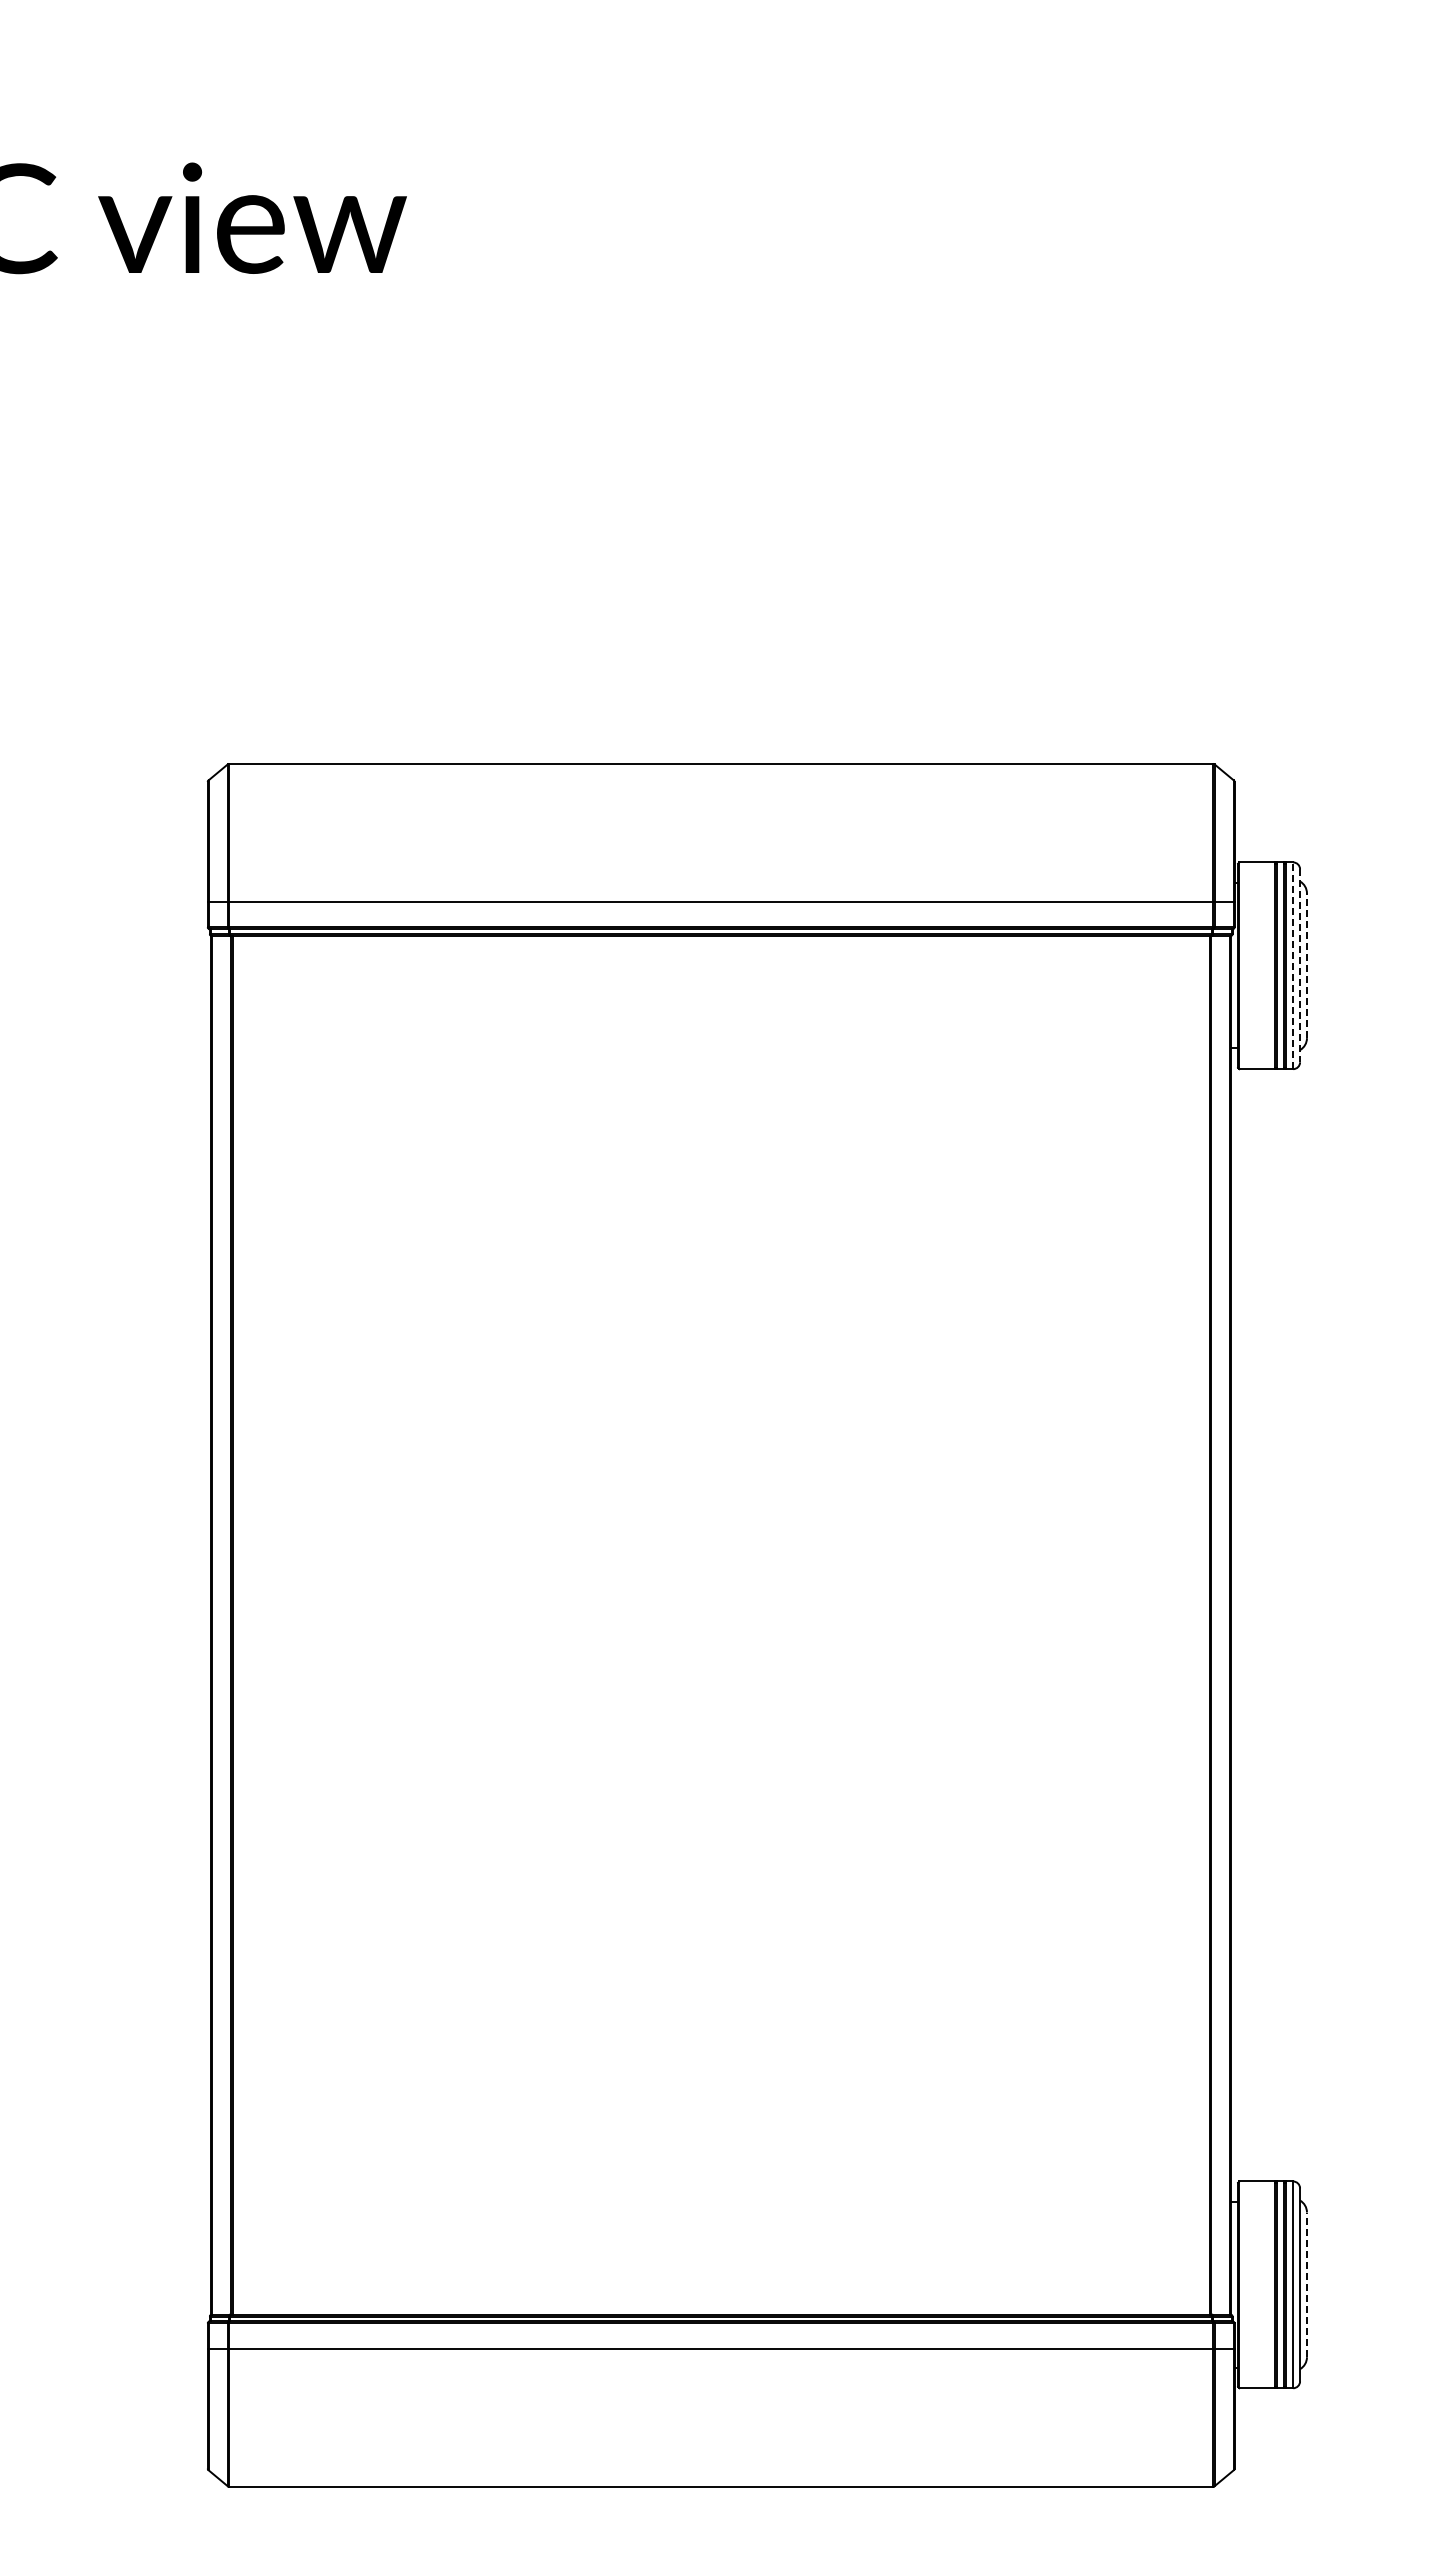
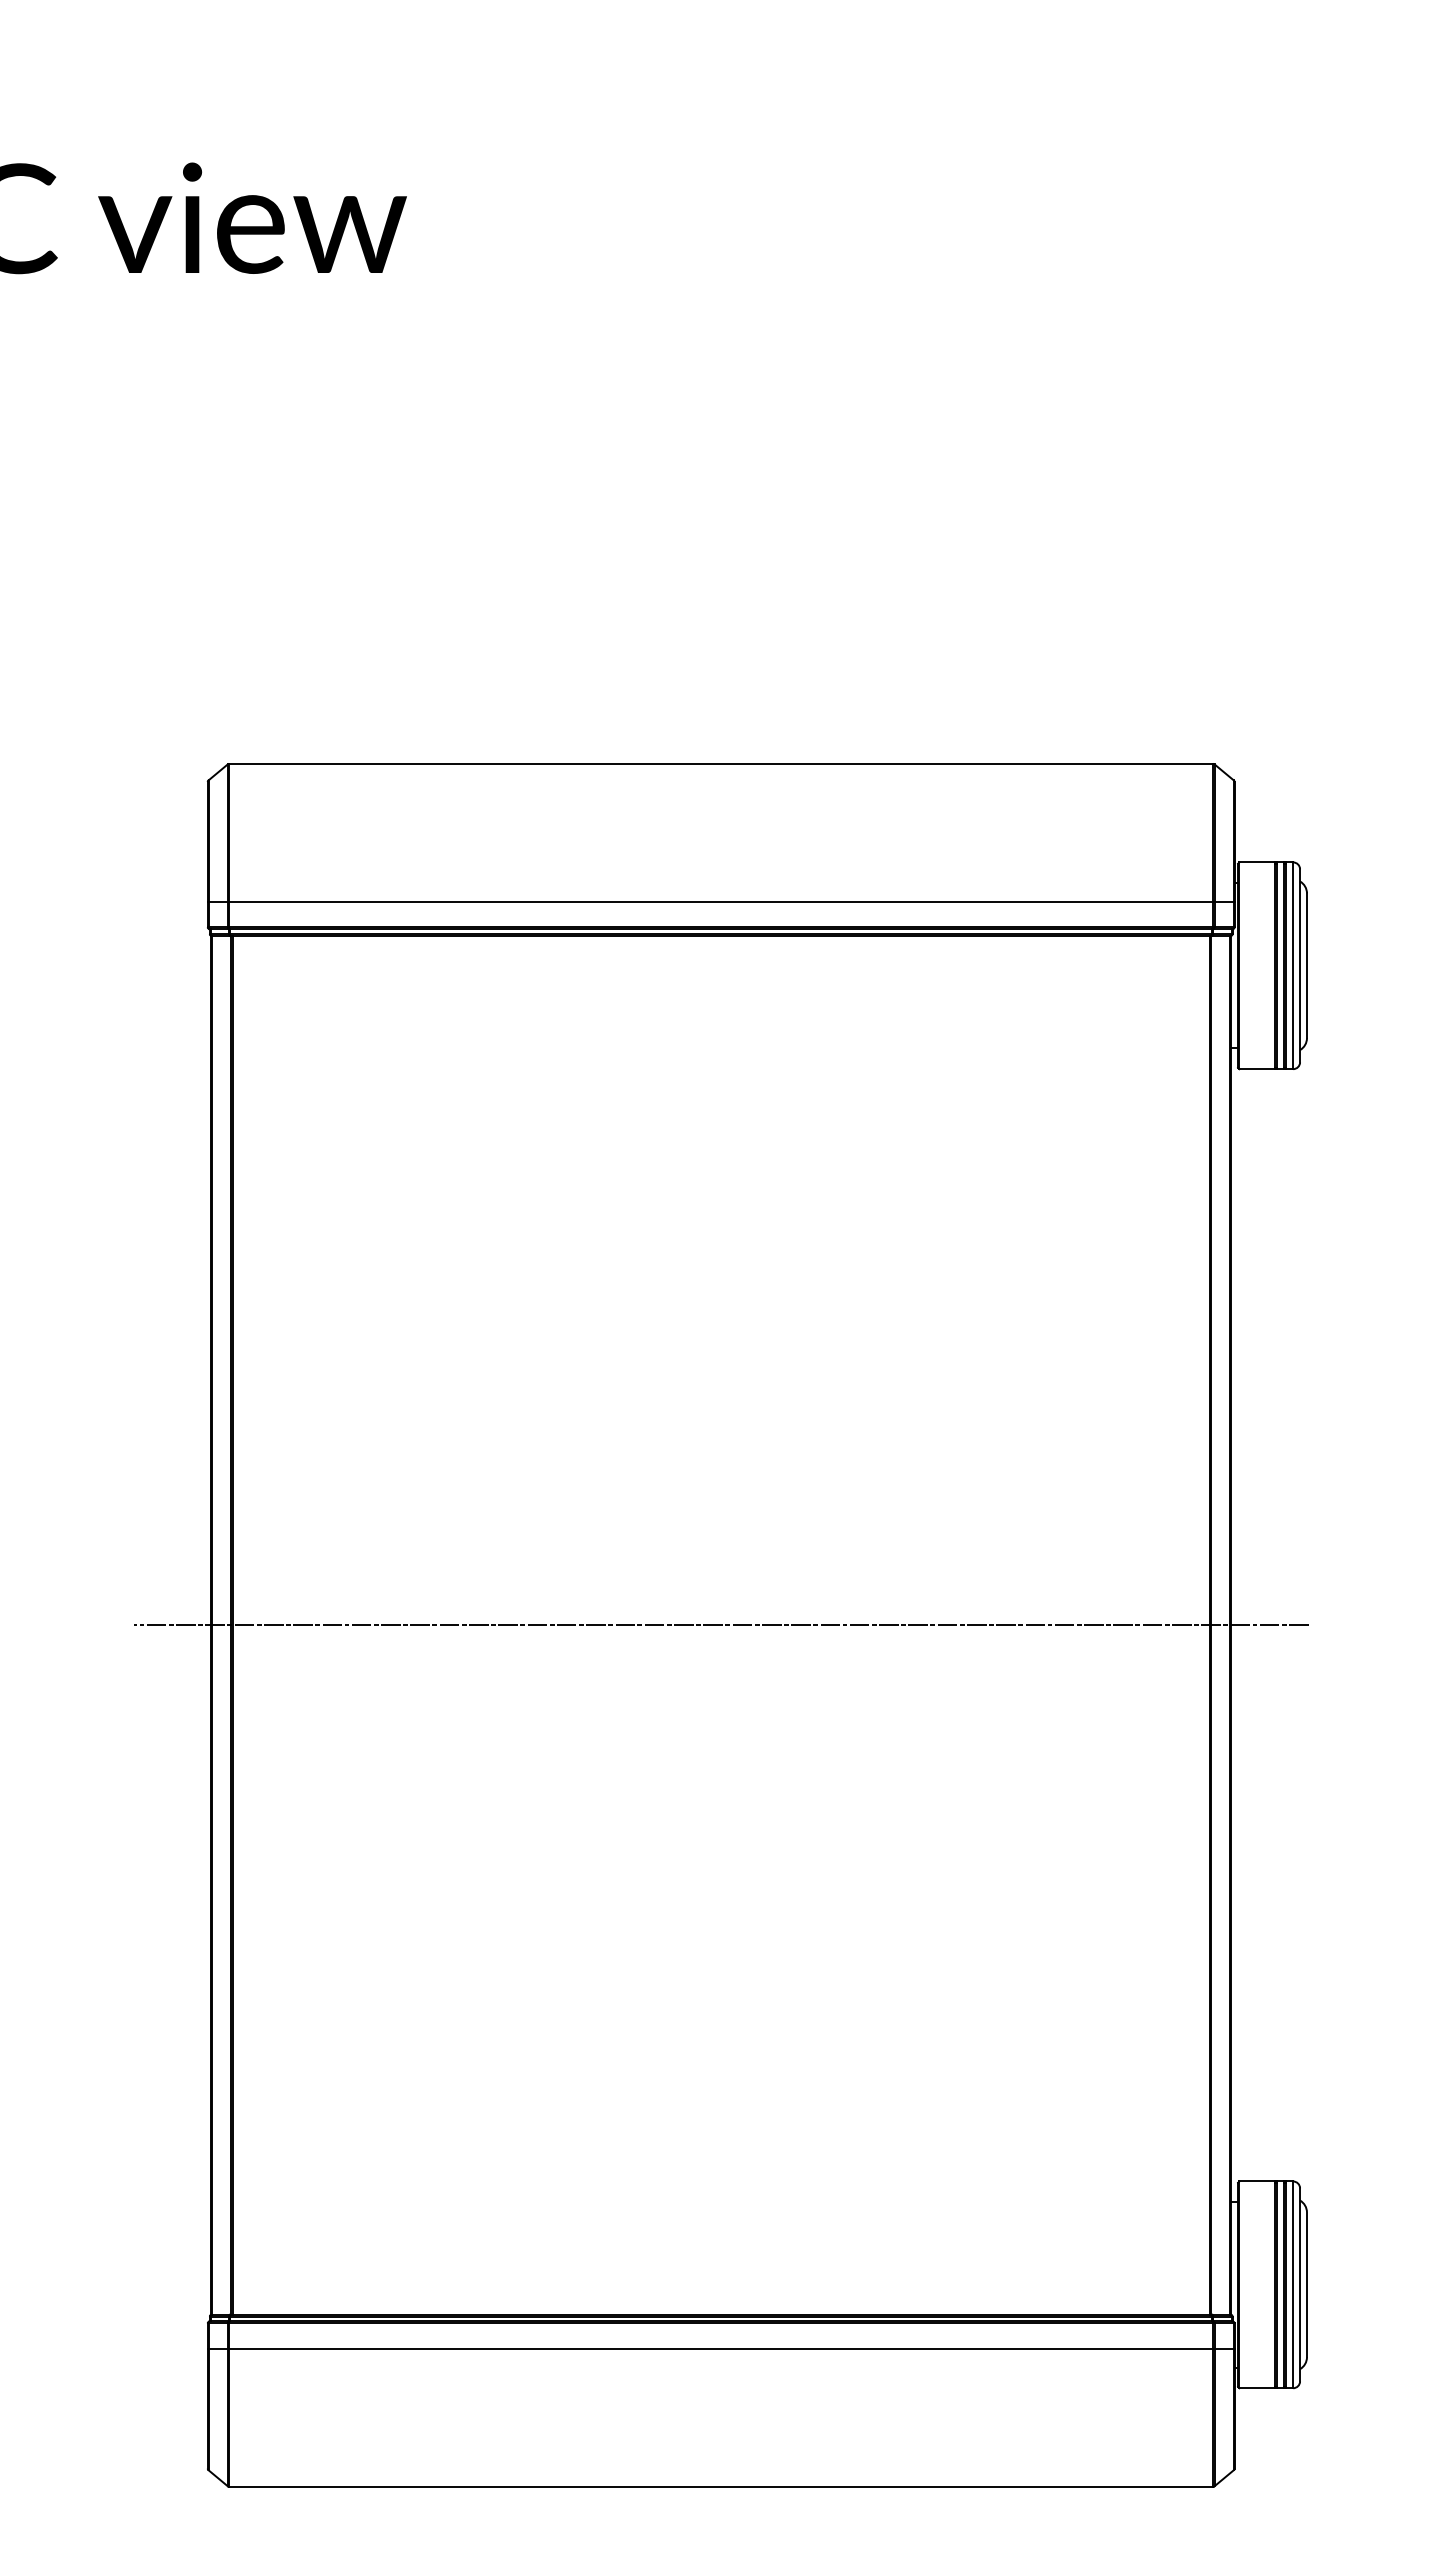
line: dashed -> solid (1293, 965)
line: dashed -> solid (1306, 965)
line: dashed -> solid (1300, 966)
line: none -> present (720, 1625)
line: dashed -> solid (1306, 2284)
